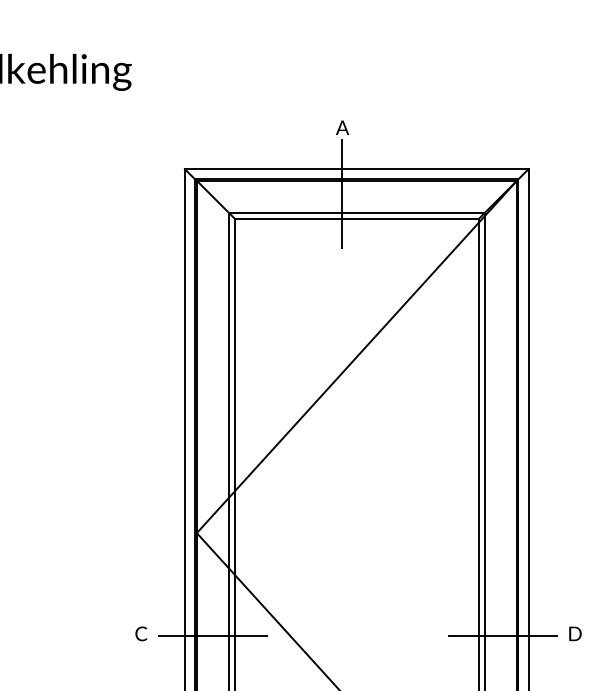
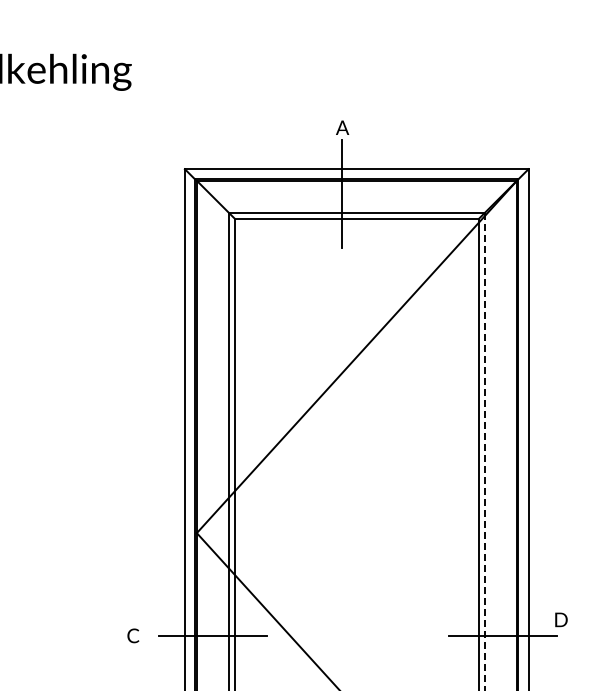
line: solid -> dashed (484, 451)
text position: (141, 633) -> (133, 635) (133, 635)
text position: (575, 633) -> (561, 619) (561, 619)
